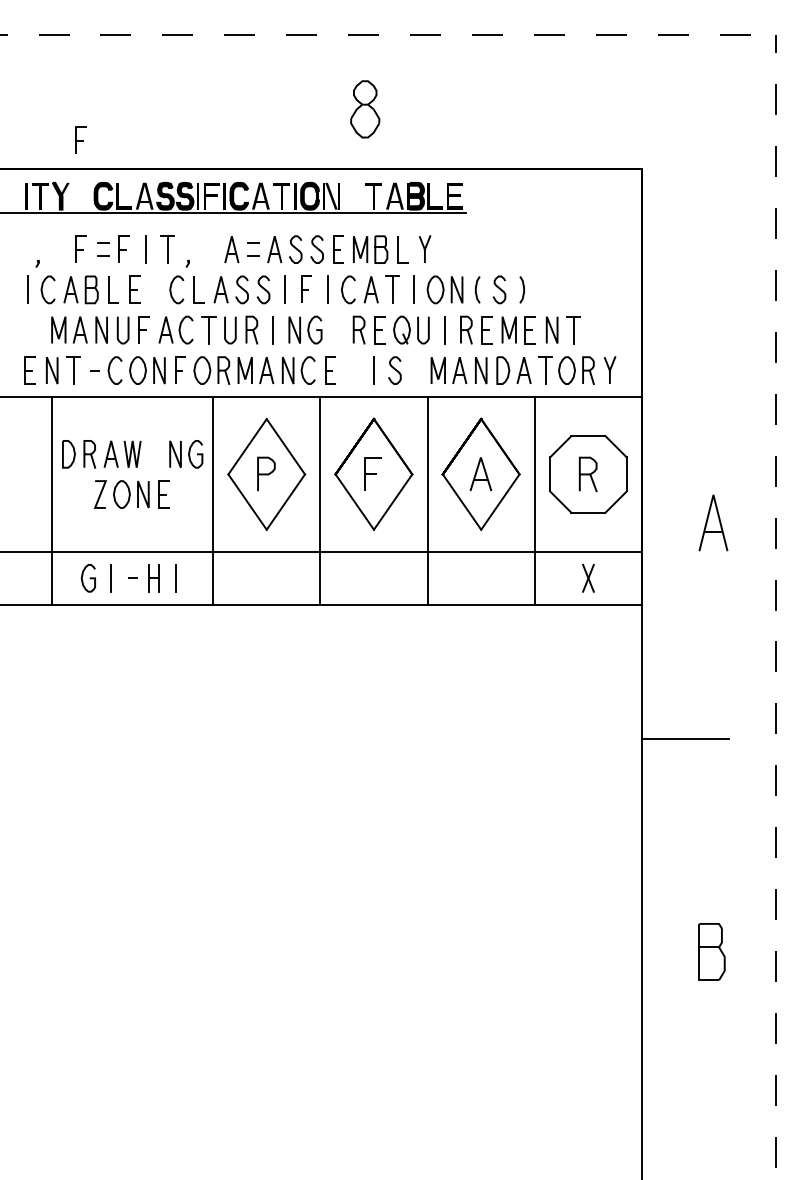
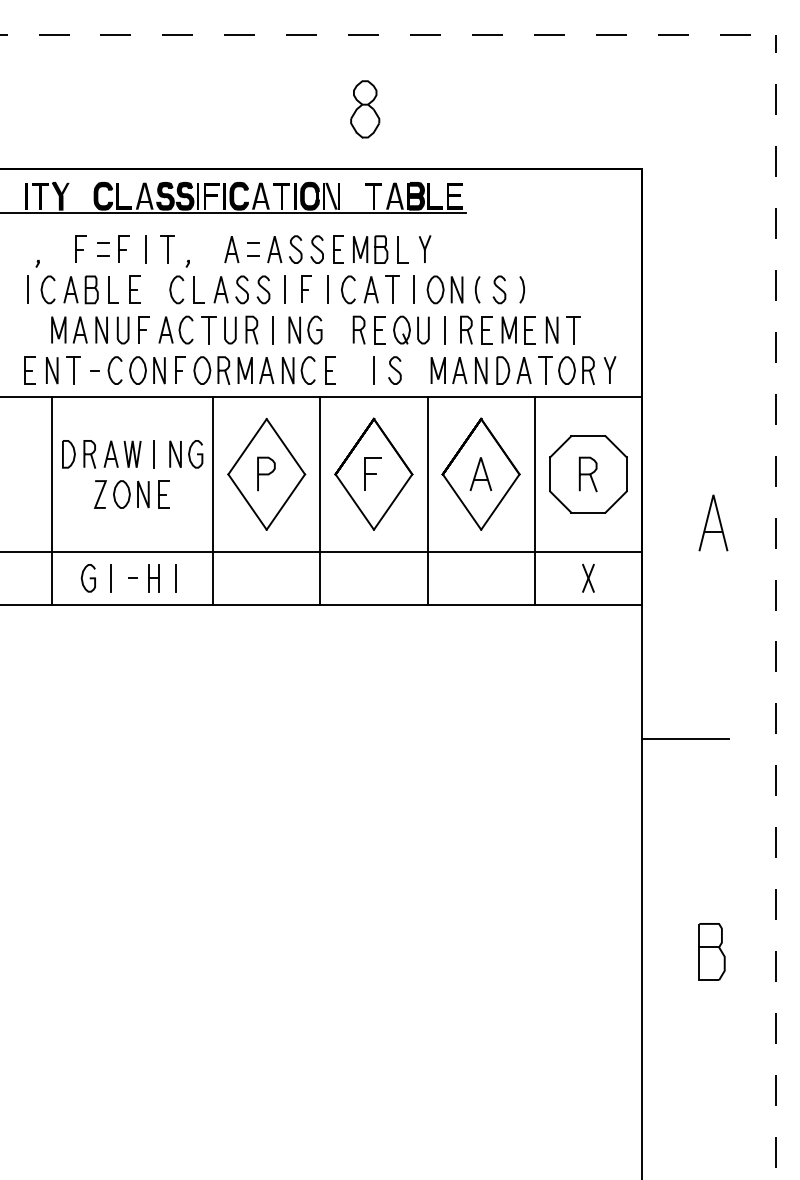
part: present -> none (80, 139)
line: none -> present (154, 453)
